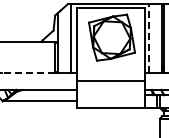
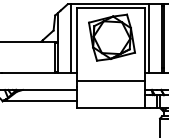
line: dashed -> solid (149, 38)
line: dashed -> solid (28, 73)
